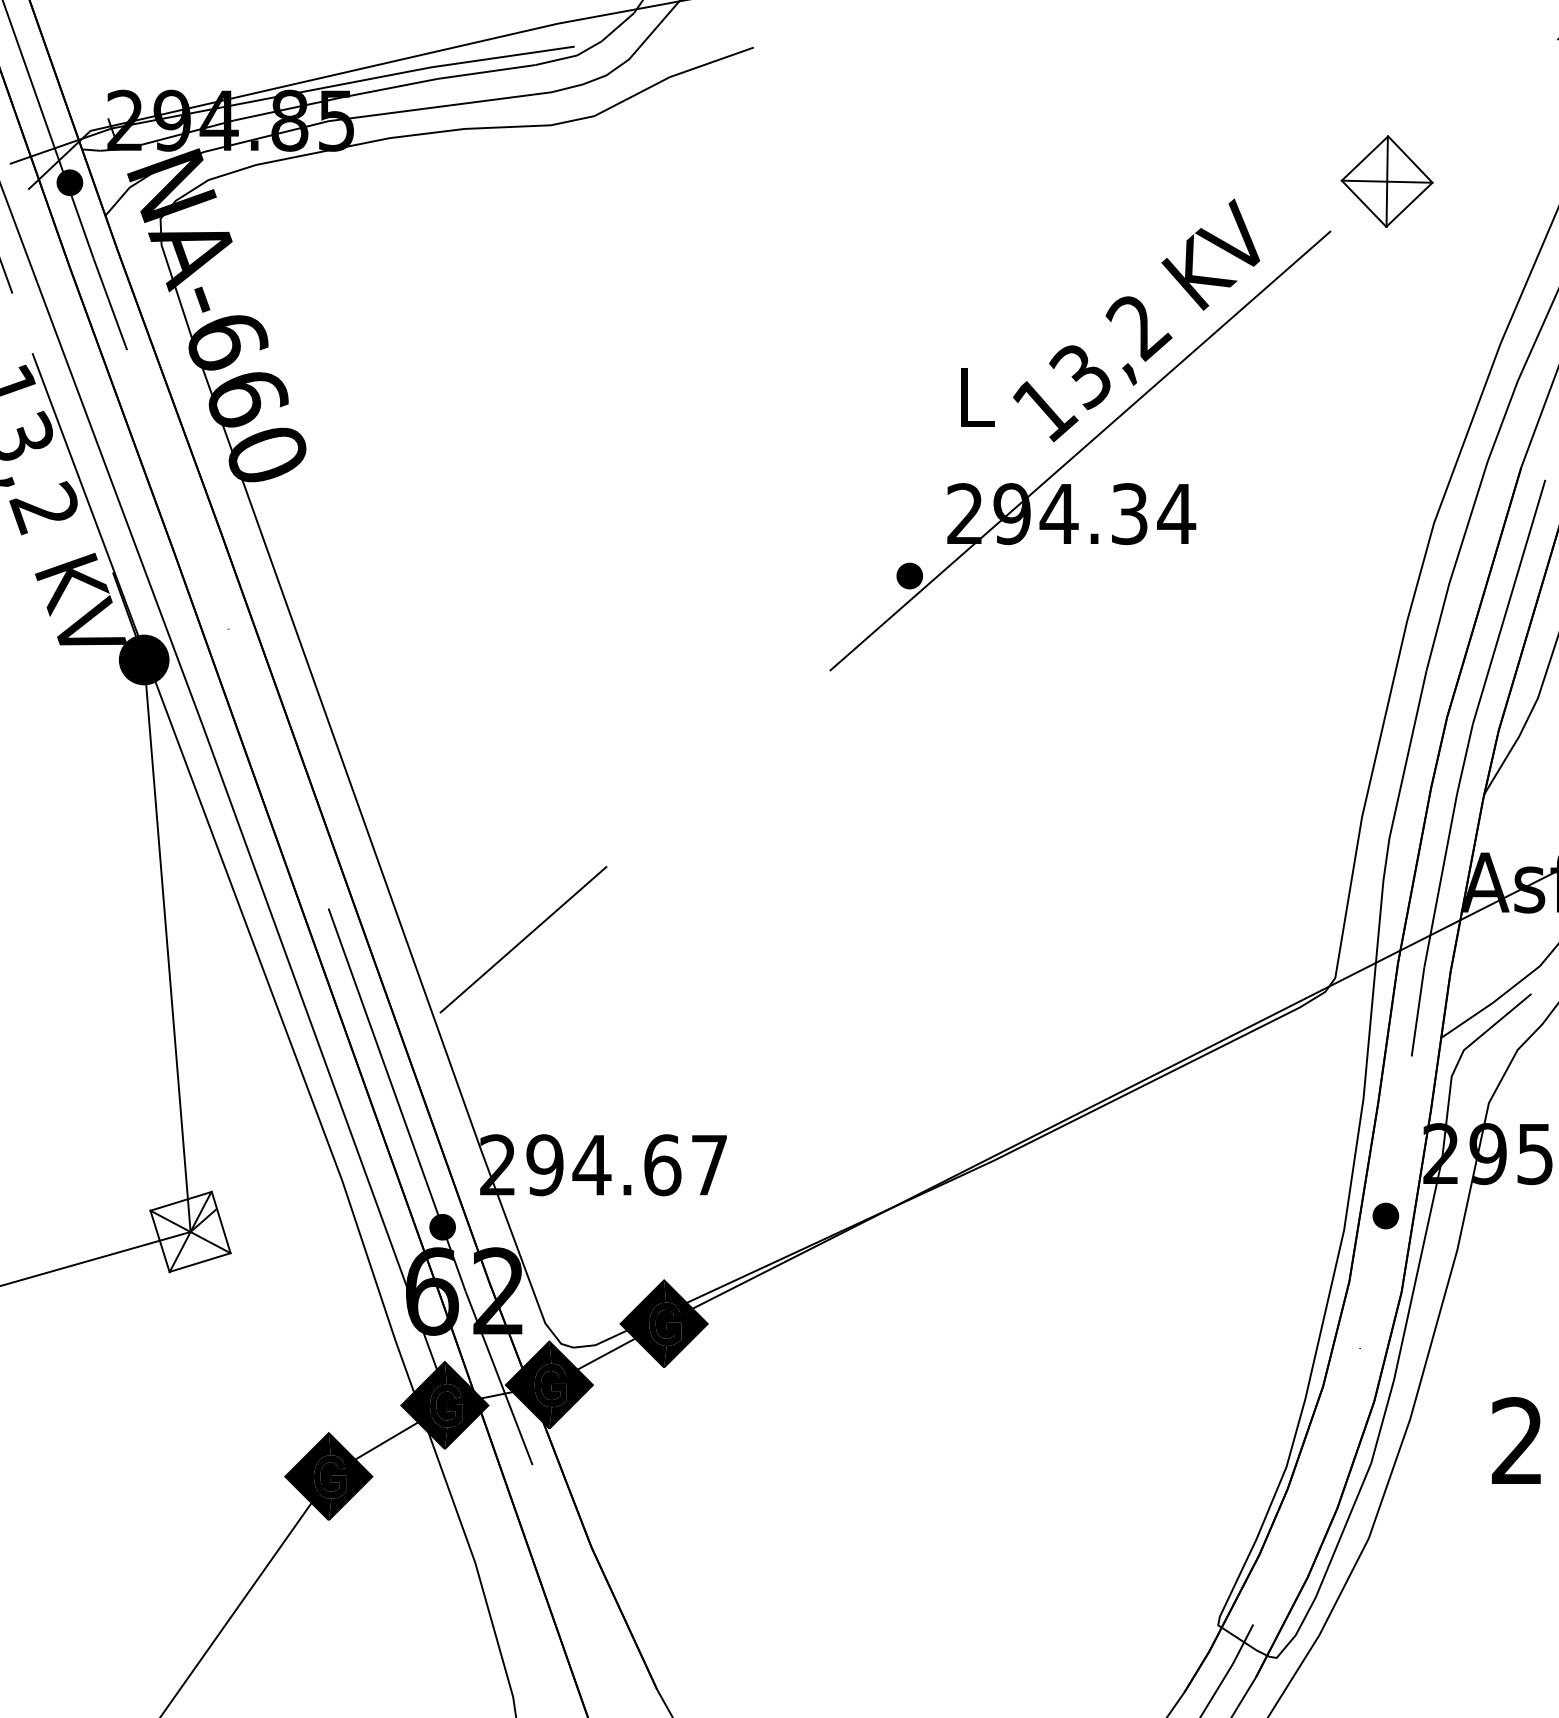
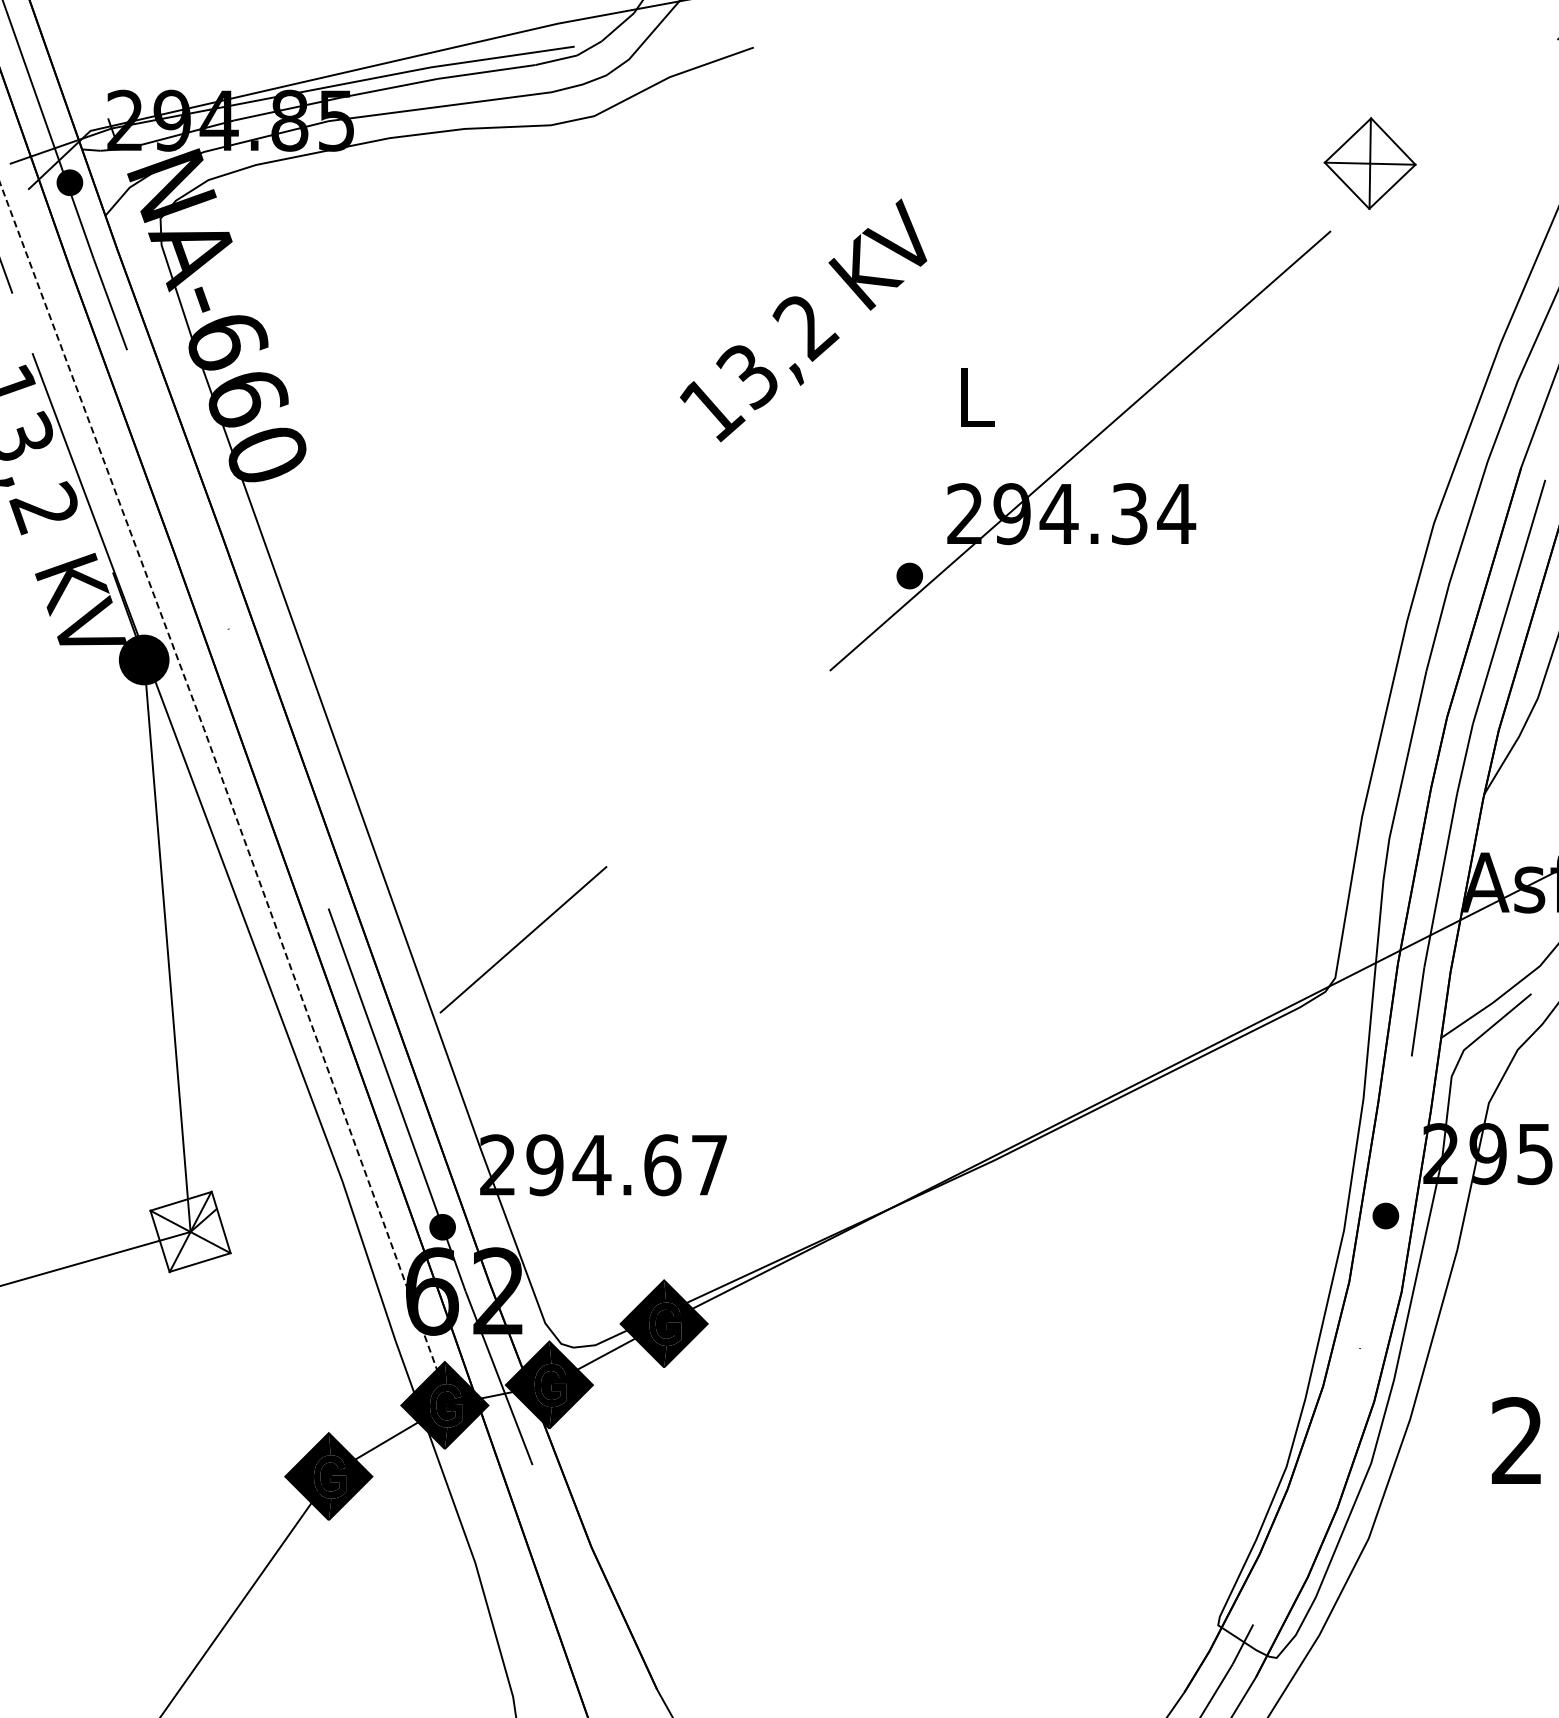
part position: (1386, 181) -> (1369, 163) (1369, 163)
text position: (1136, 320) -> (803, 320) (803, 320)
line: solid -> dashed (231, 804)
